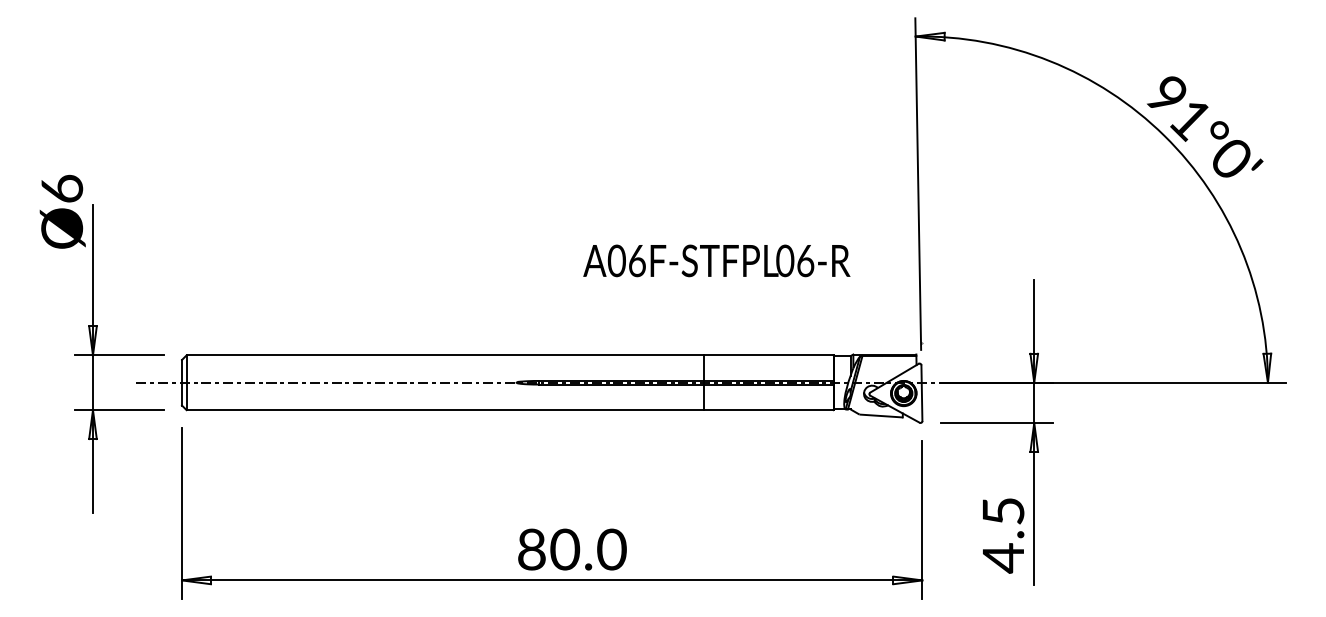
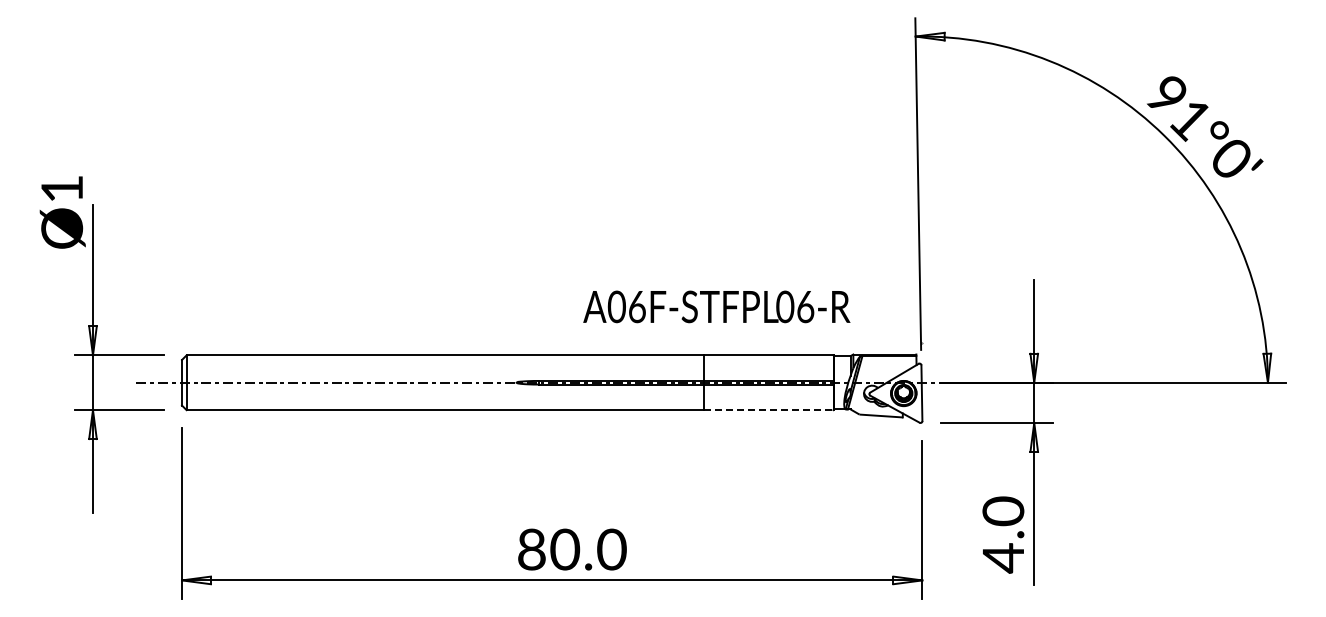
text: Ø6 -> Ø1 (62, 188)
text position: (716, 260) -> (716, 306) (716, 306)
line: solid -> dashed (768, 410)
text: 4.5 -> 4.0 (1003, 511)
